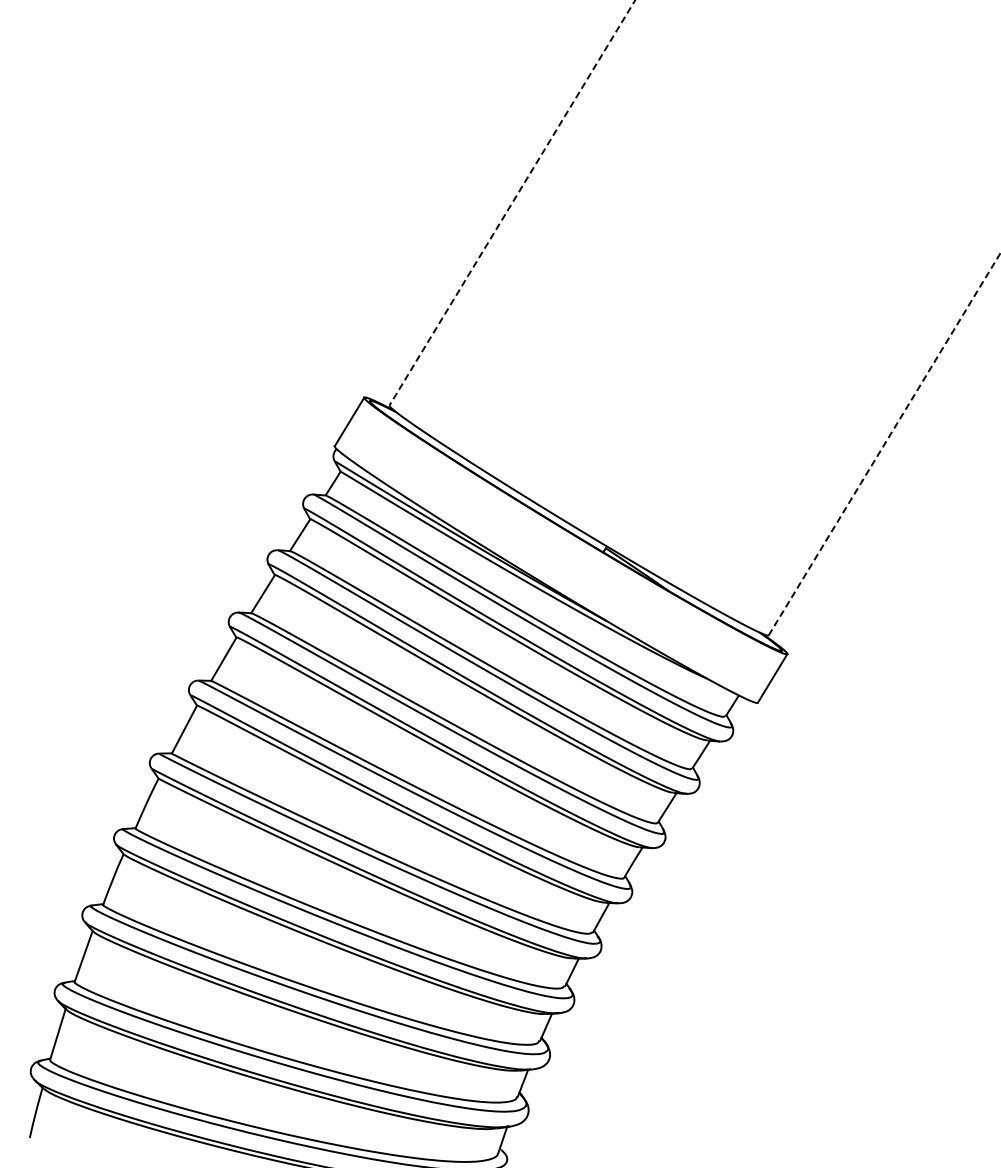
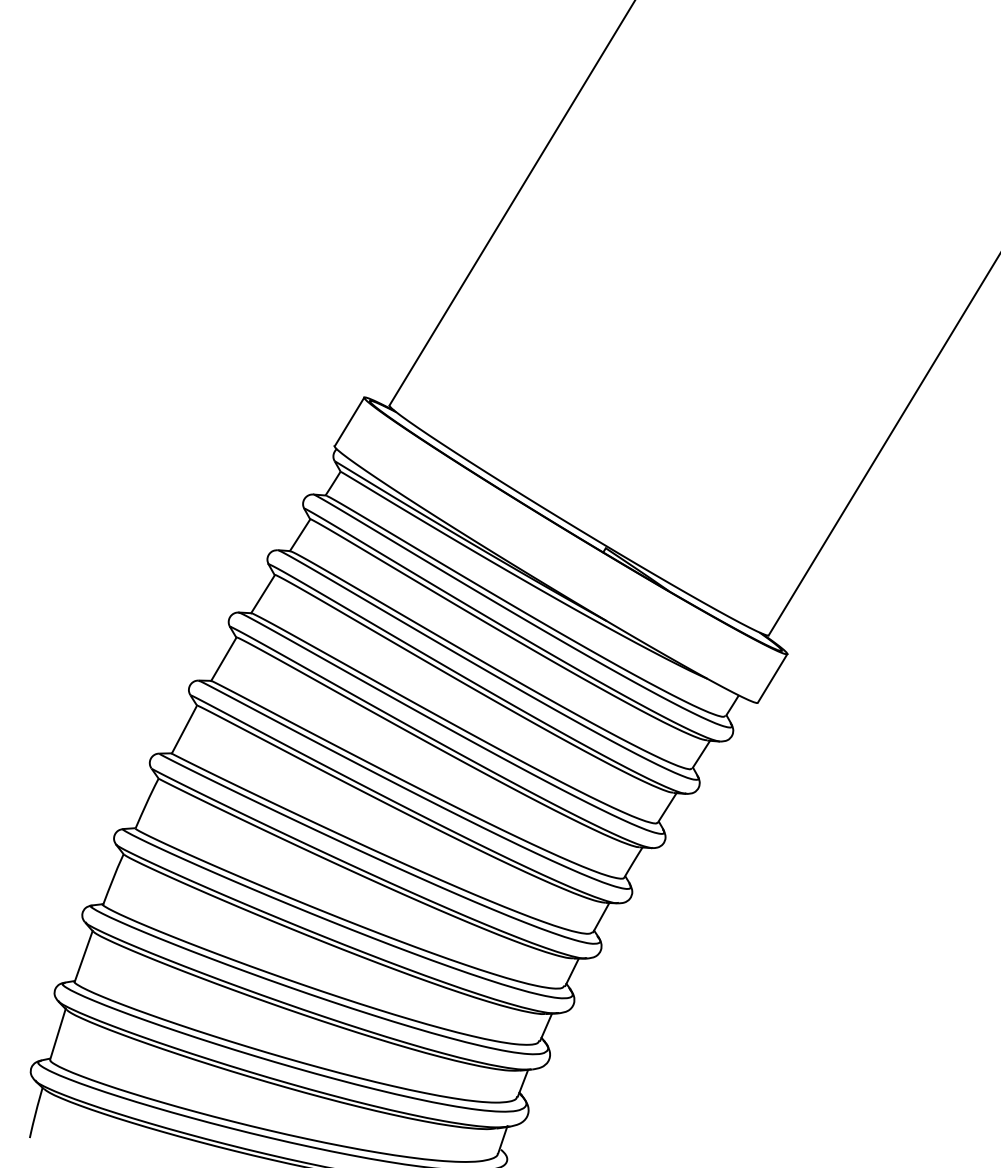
line: dashed -> solid (512, 202)
line: dashed -> solid (884, 444)
